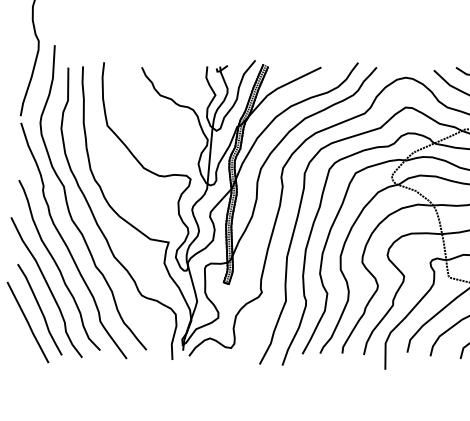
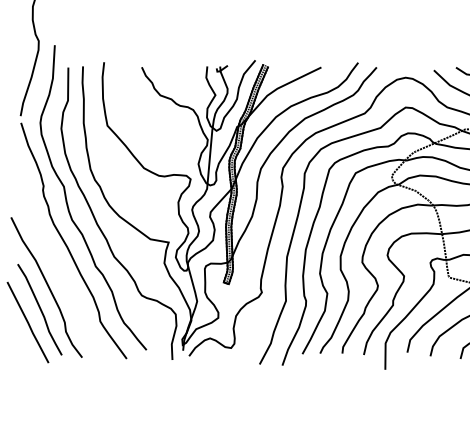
curve: present -> none (58, 266)
